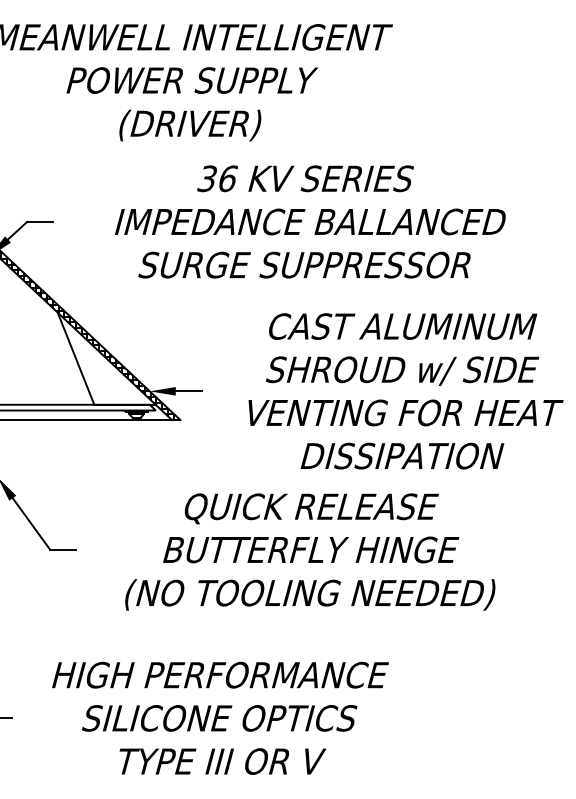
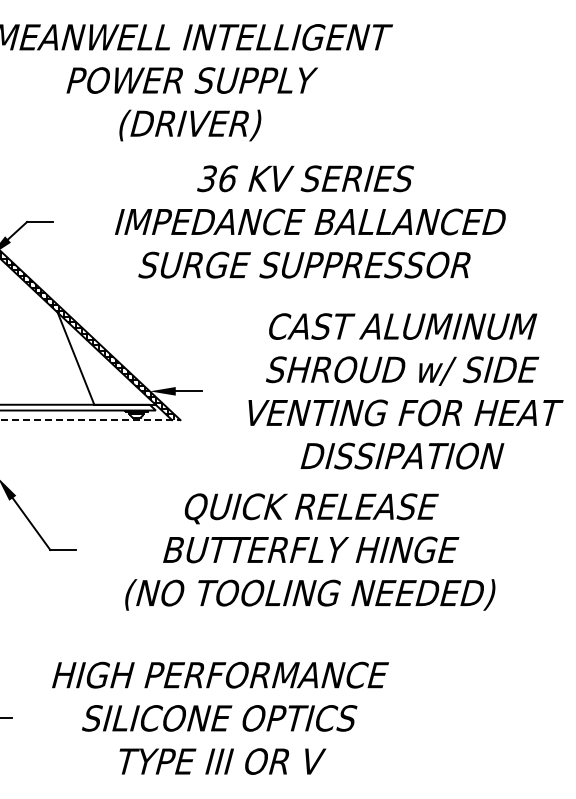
line: solid -> dashed (90, 420)
